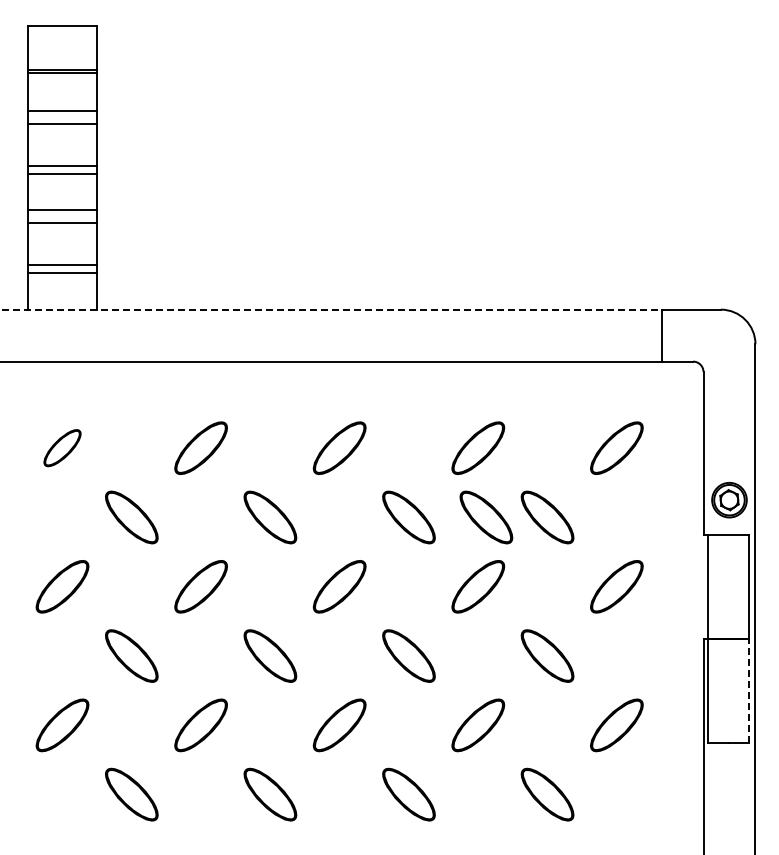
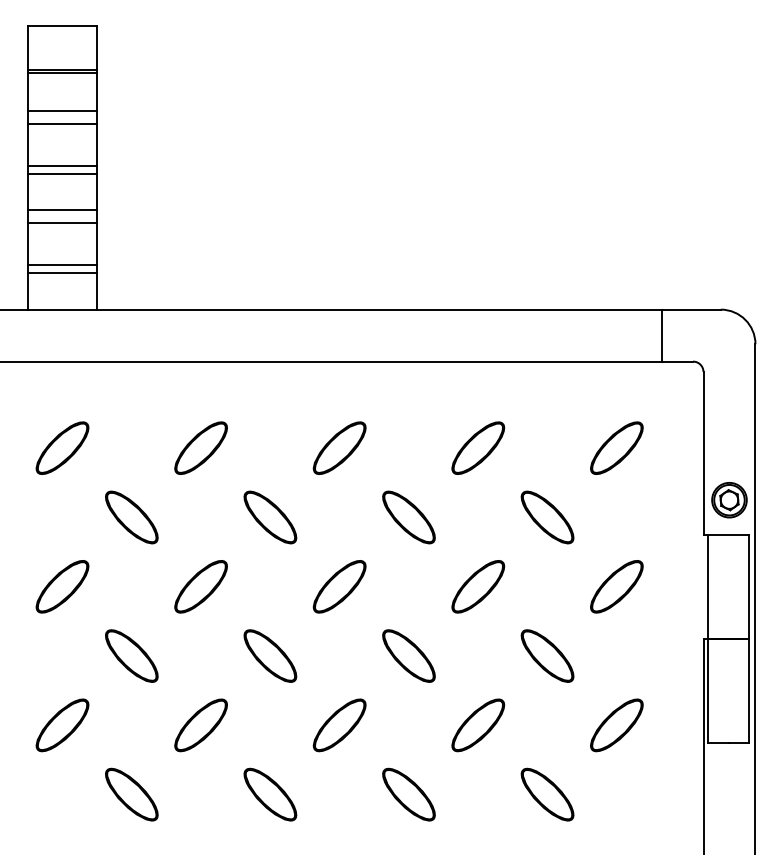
line: dashed -> solid (330, 309)
part size: 39x39 px -> 55x54 px (62, 447)
part: present -> none (486, 517)
line: dashed -> solid (749, 690)
